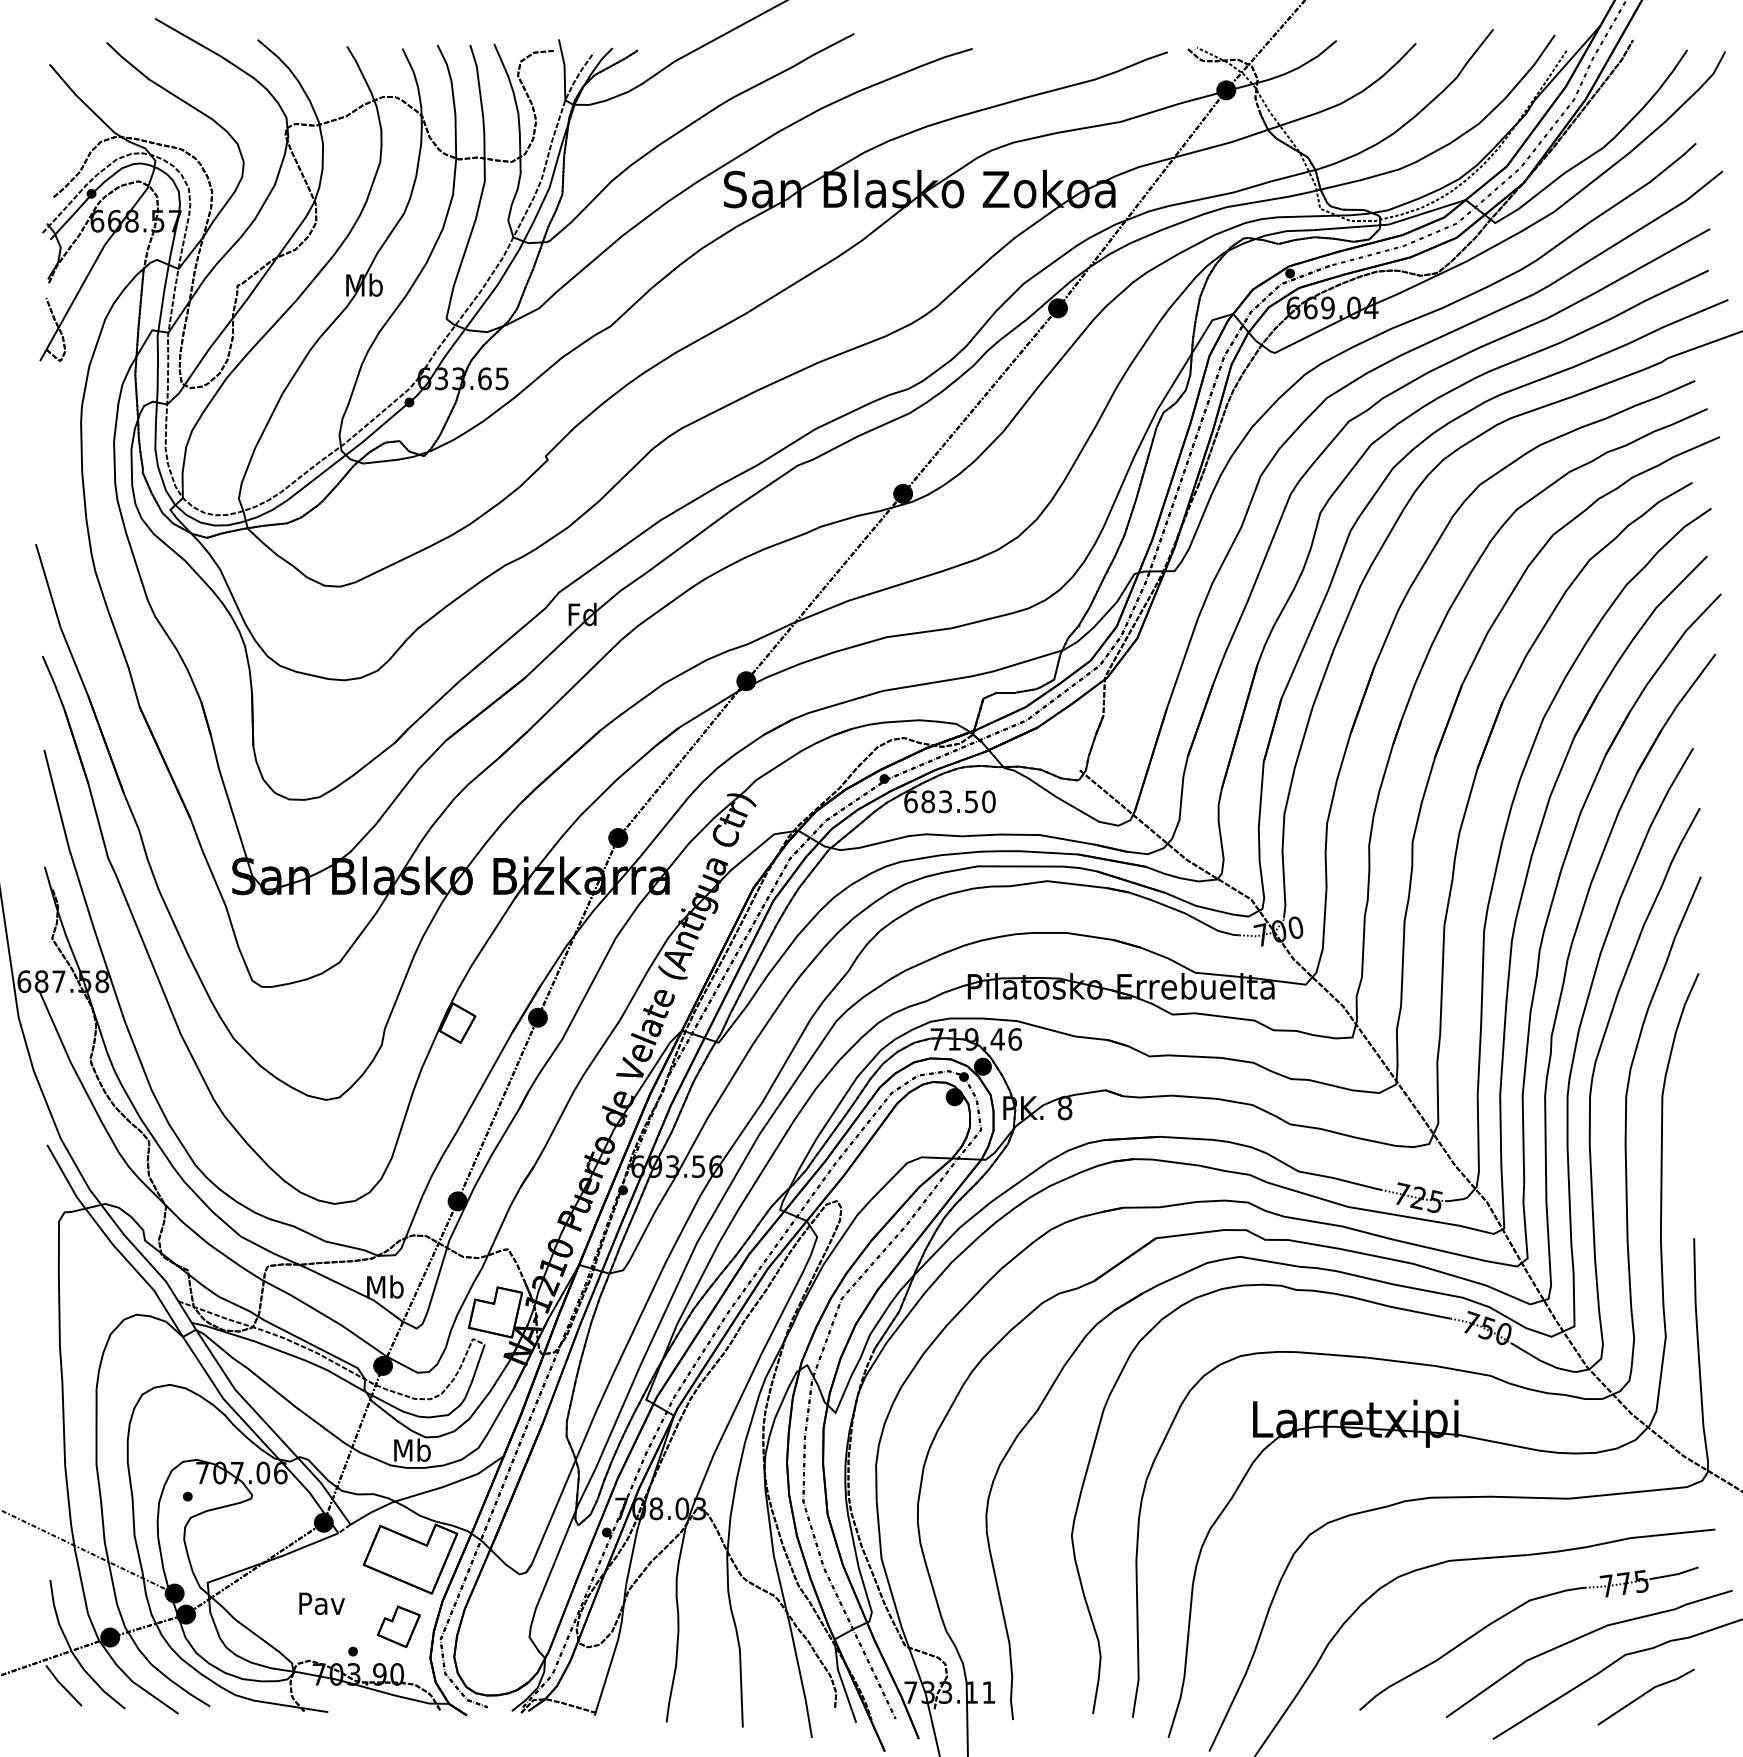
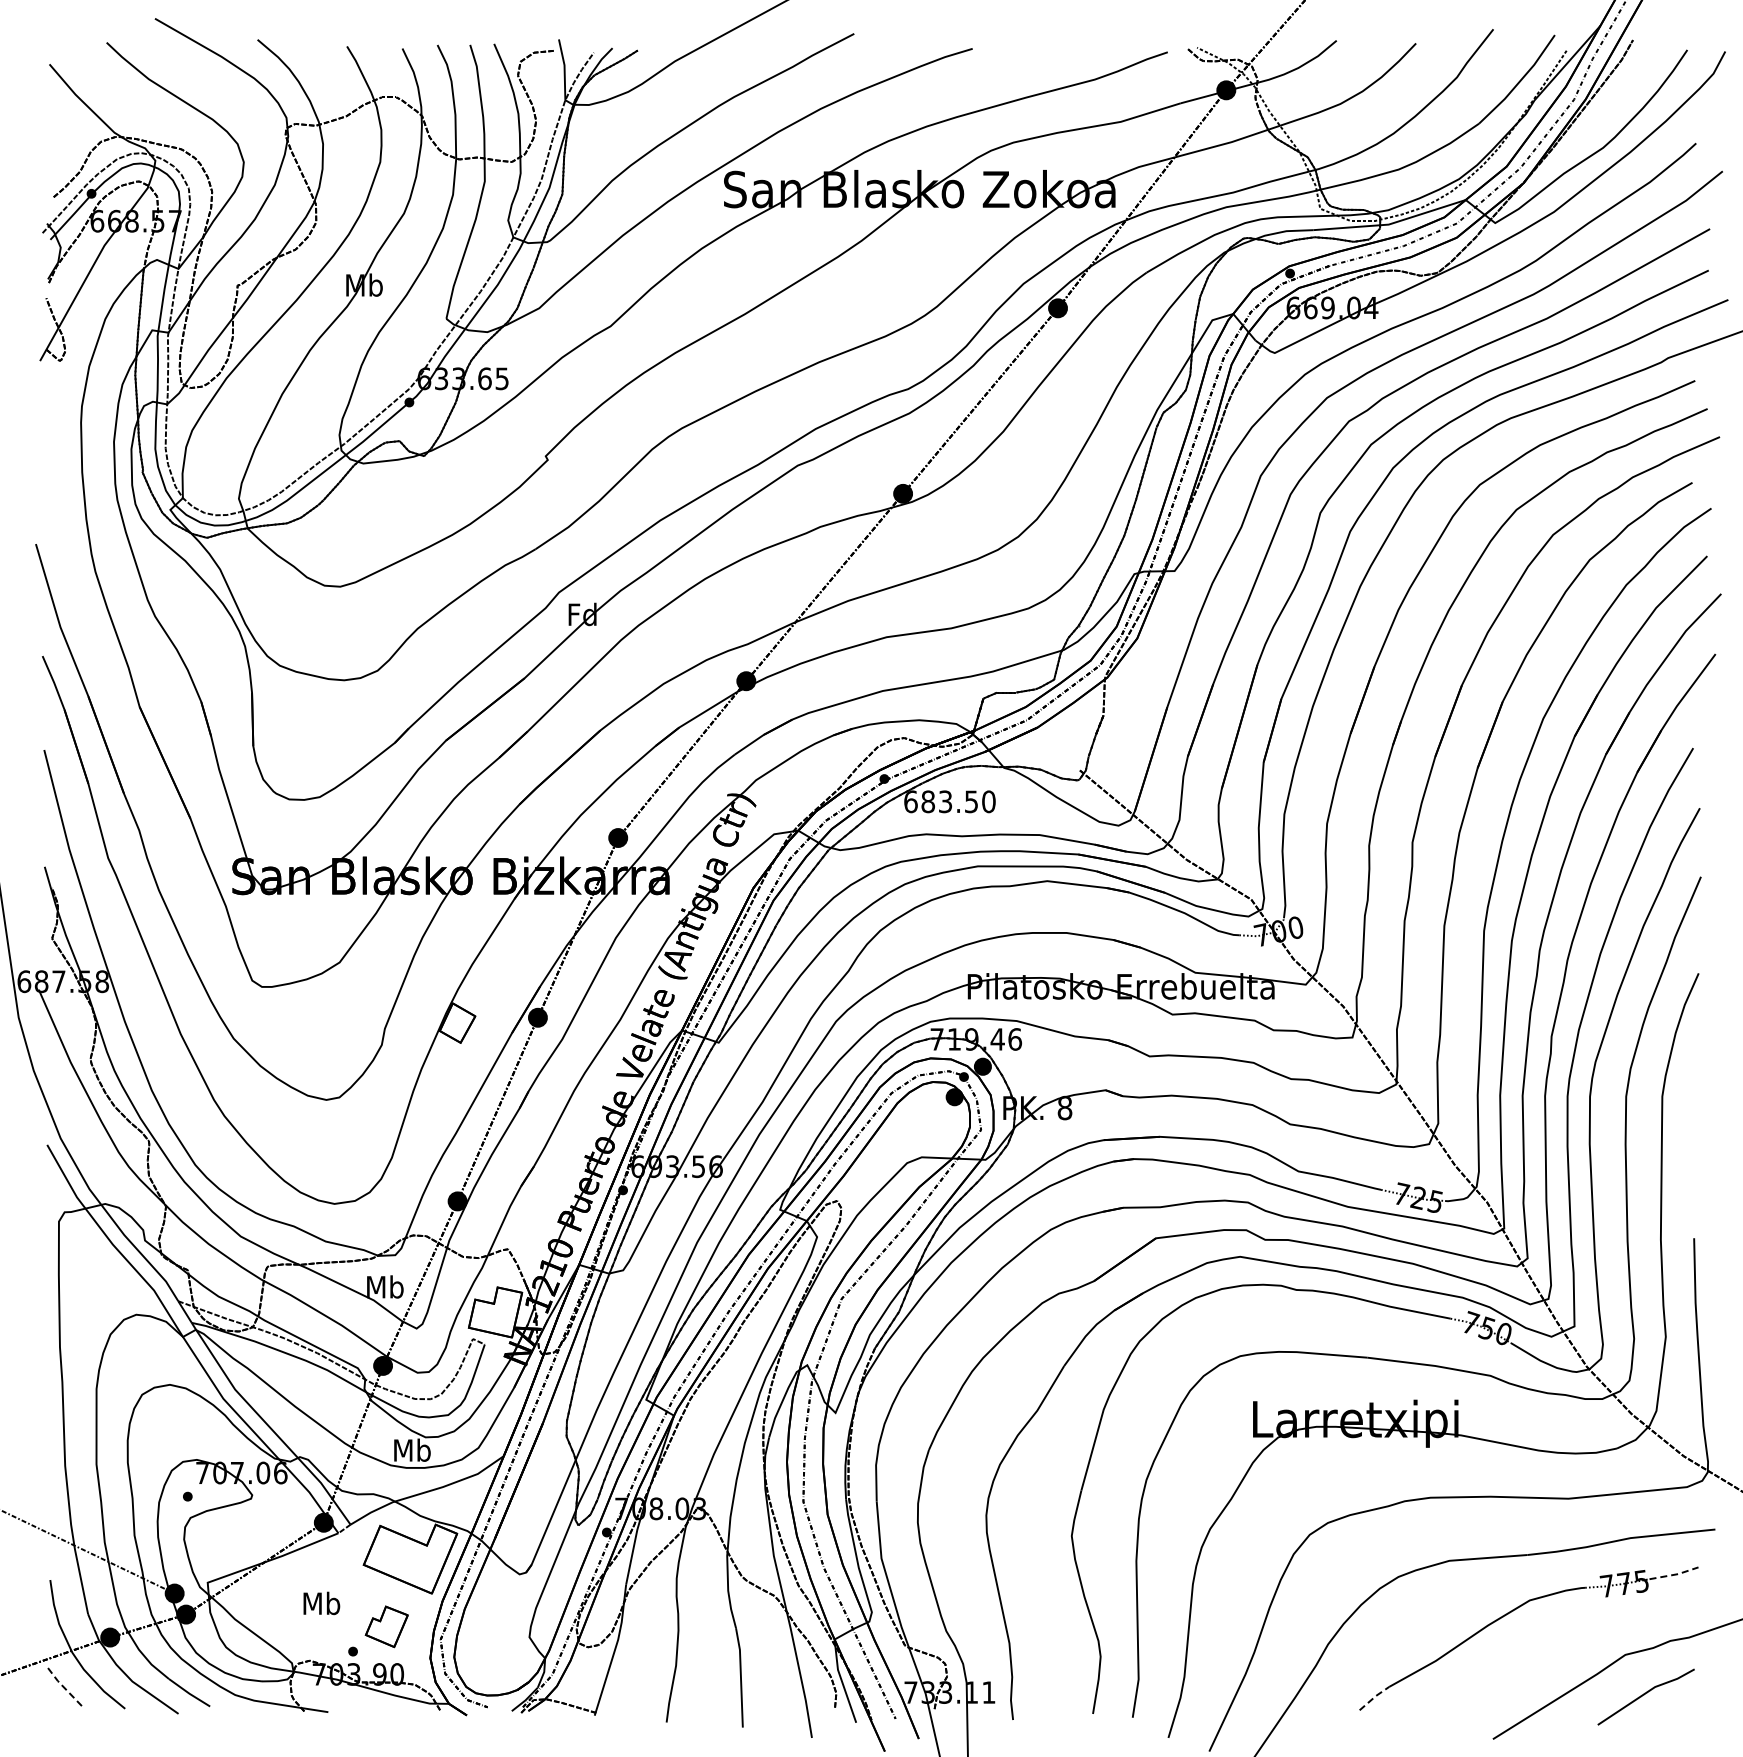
line: solid -> dashed (1675, 1574)
text: Pav -> Mb (321, 1603)
part position: (398, 1626) -> (386, 1626) (386, 1626)
curve: present -> none (1580, 1638)
line: solid -> dashed (62, 1686)
line: solid -> dashed (1374, 1697)
